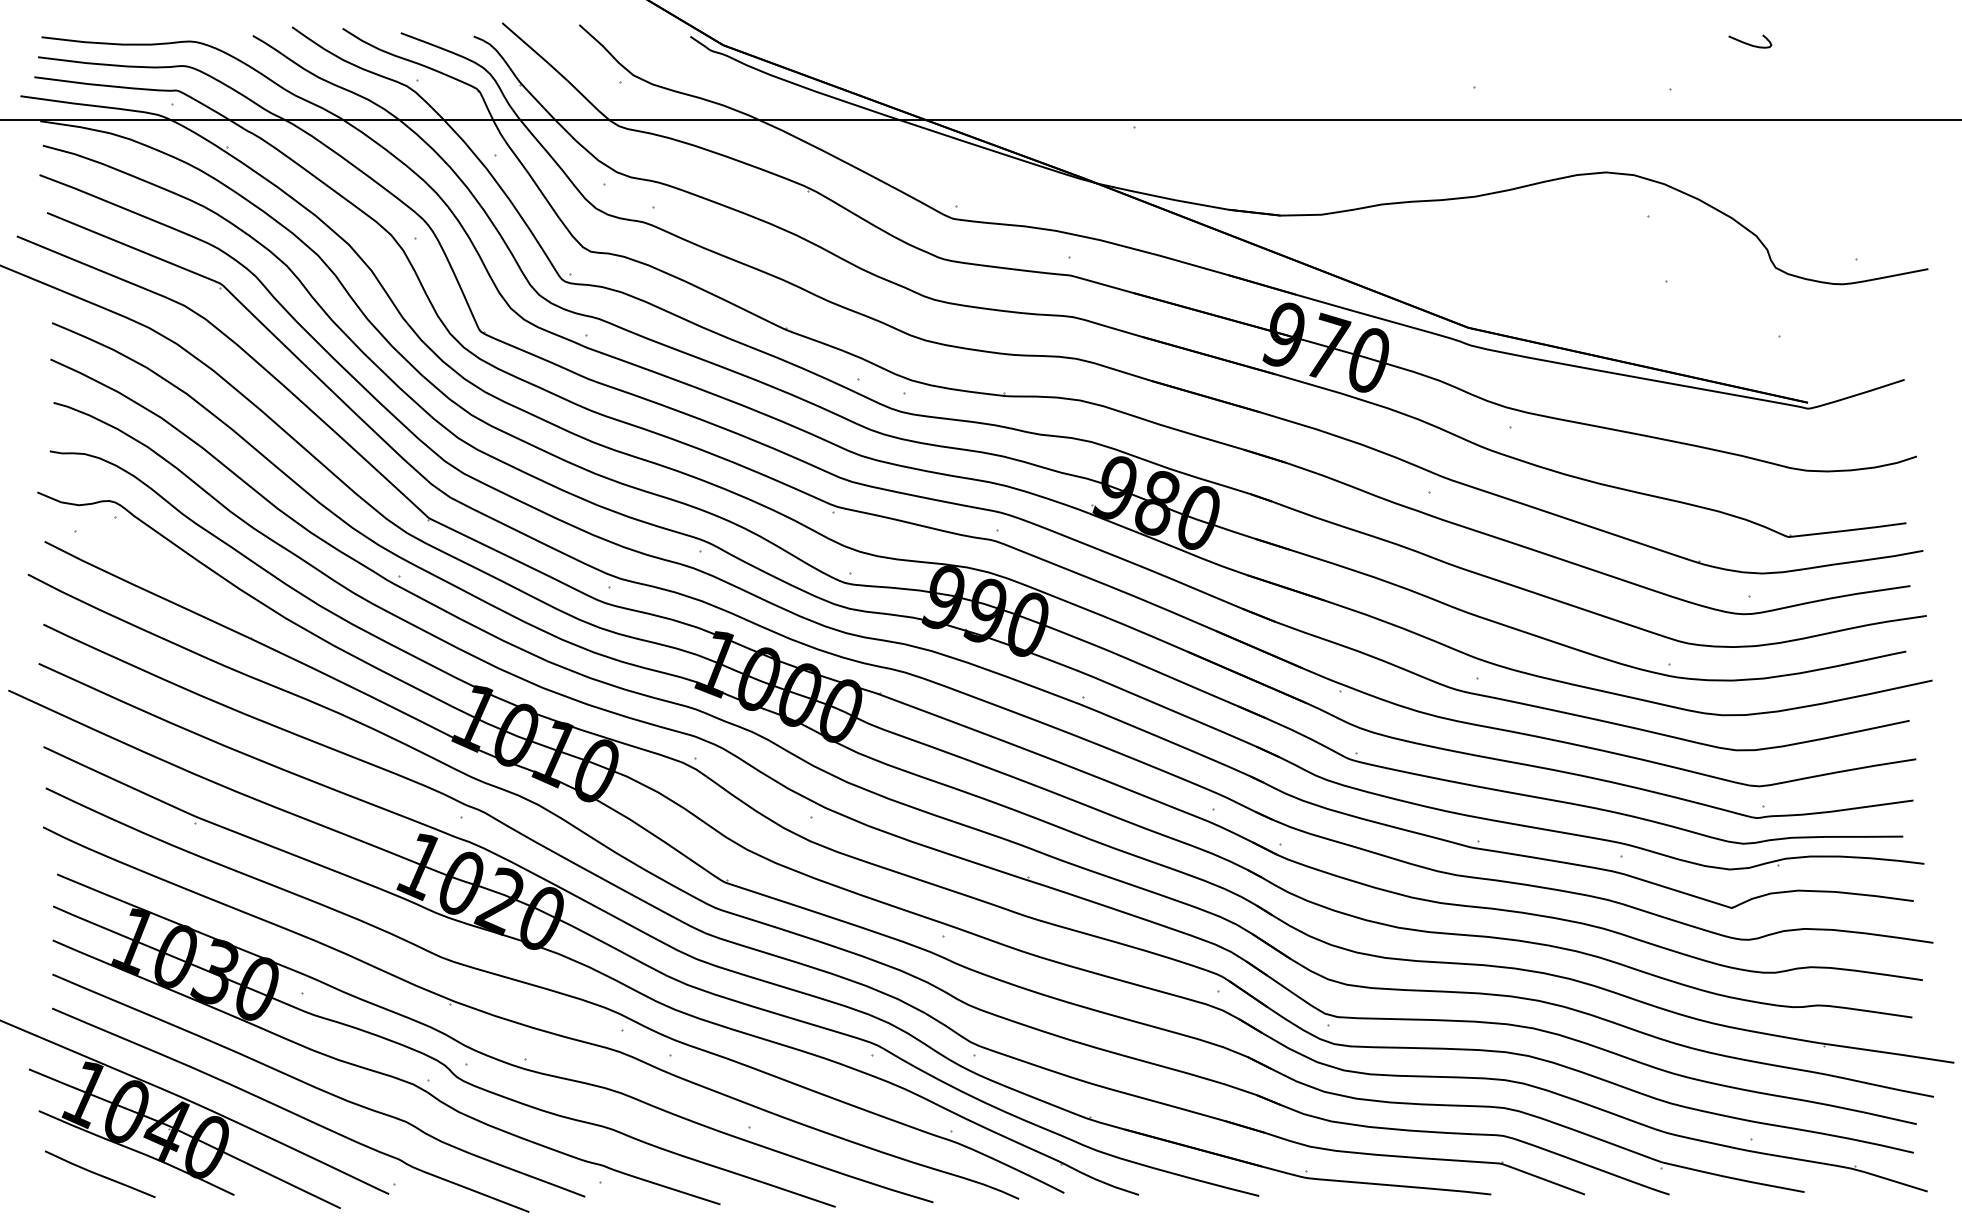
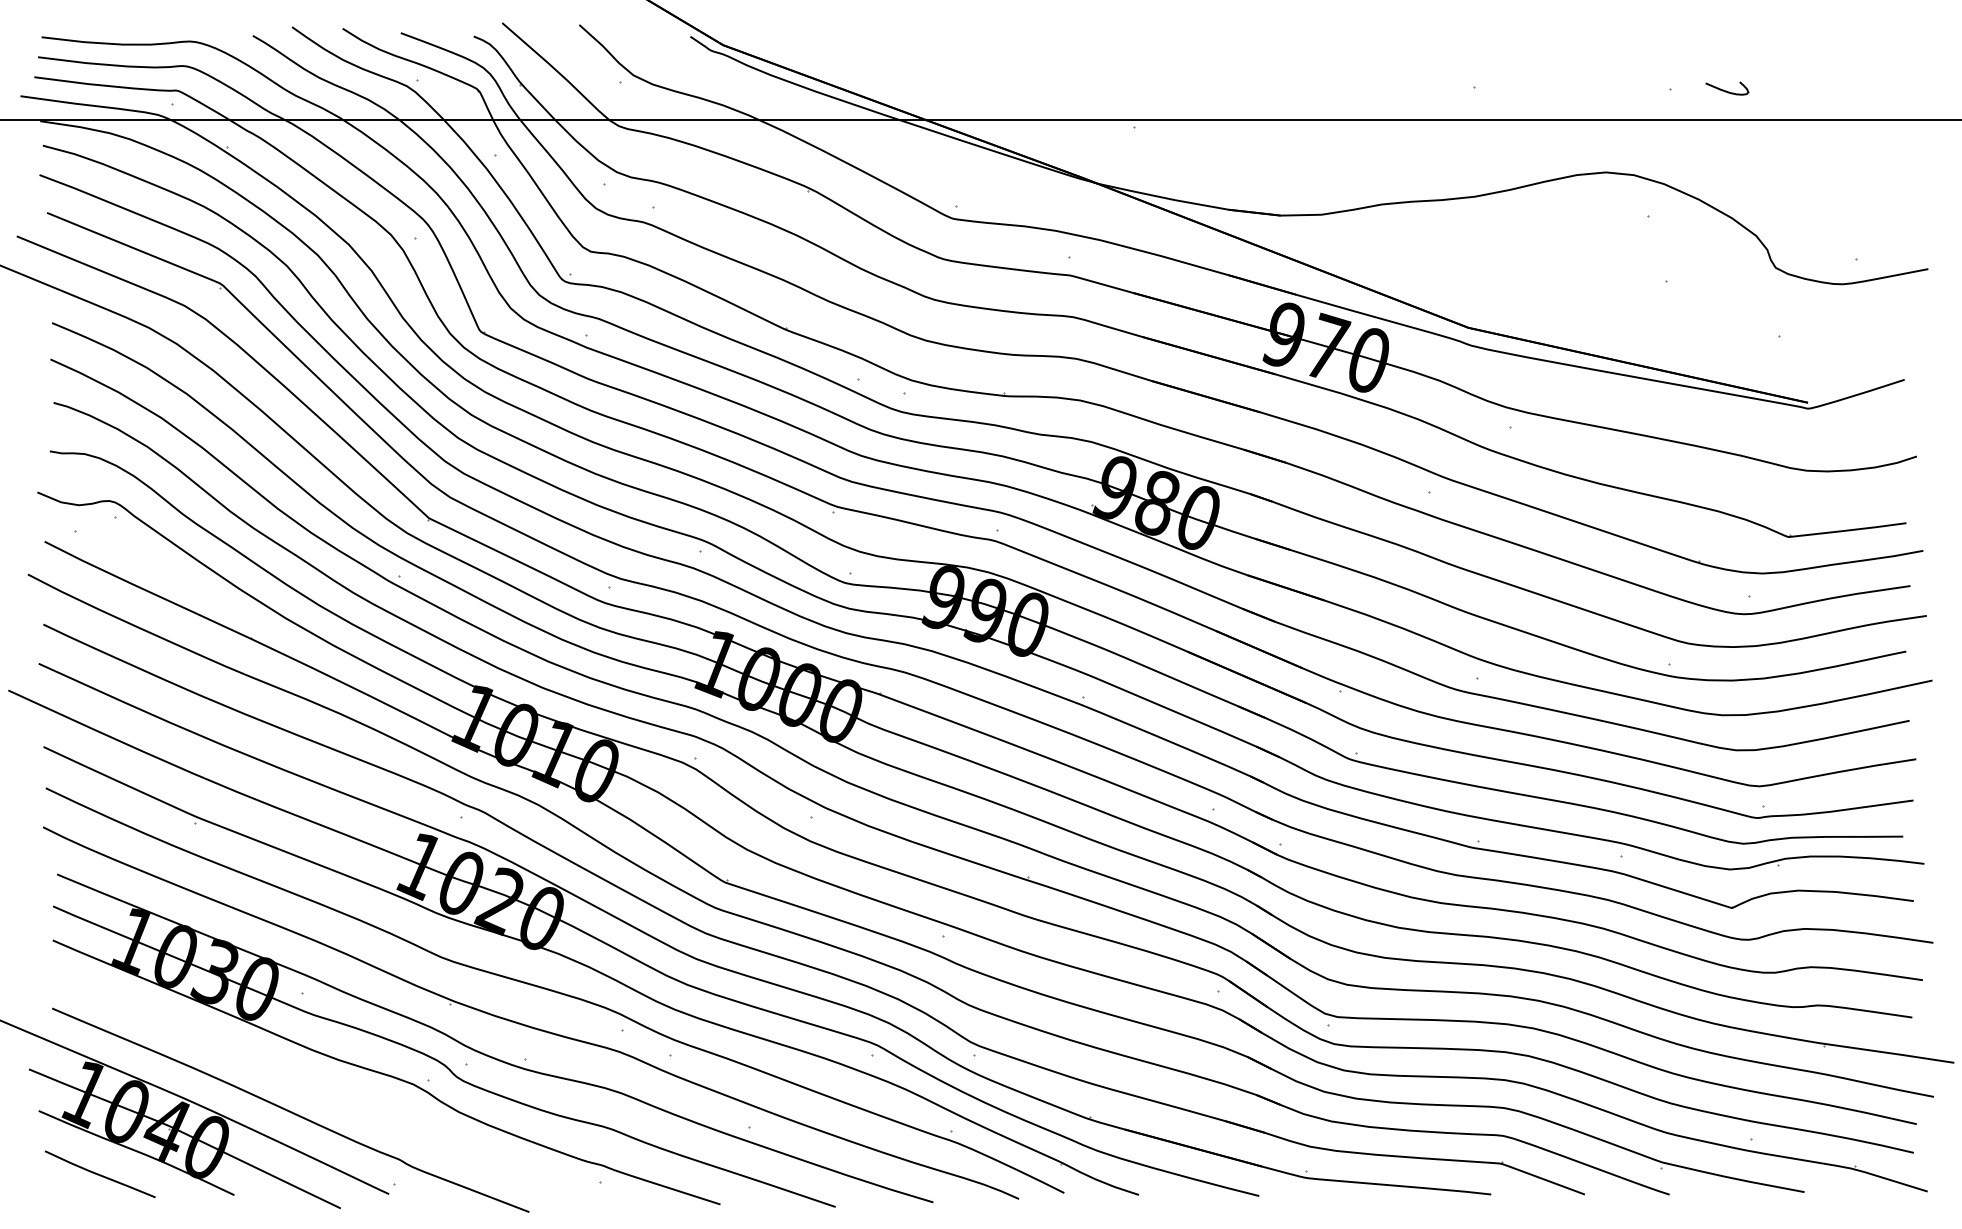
curve position: (1749, 43) -> (1726, 90) (1726, 90)
curve: present -> none (318, 1087)
